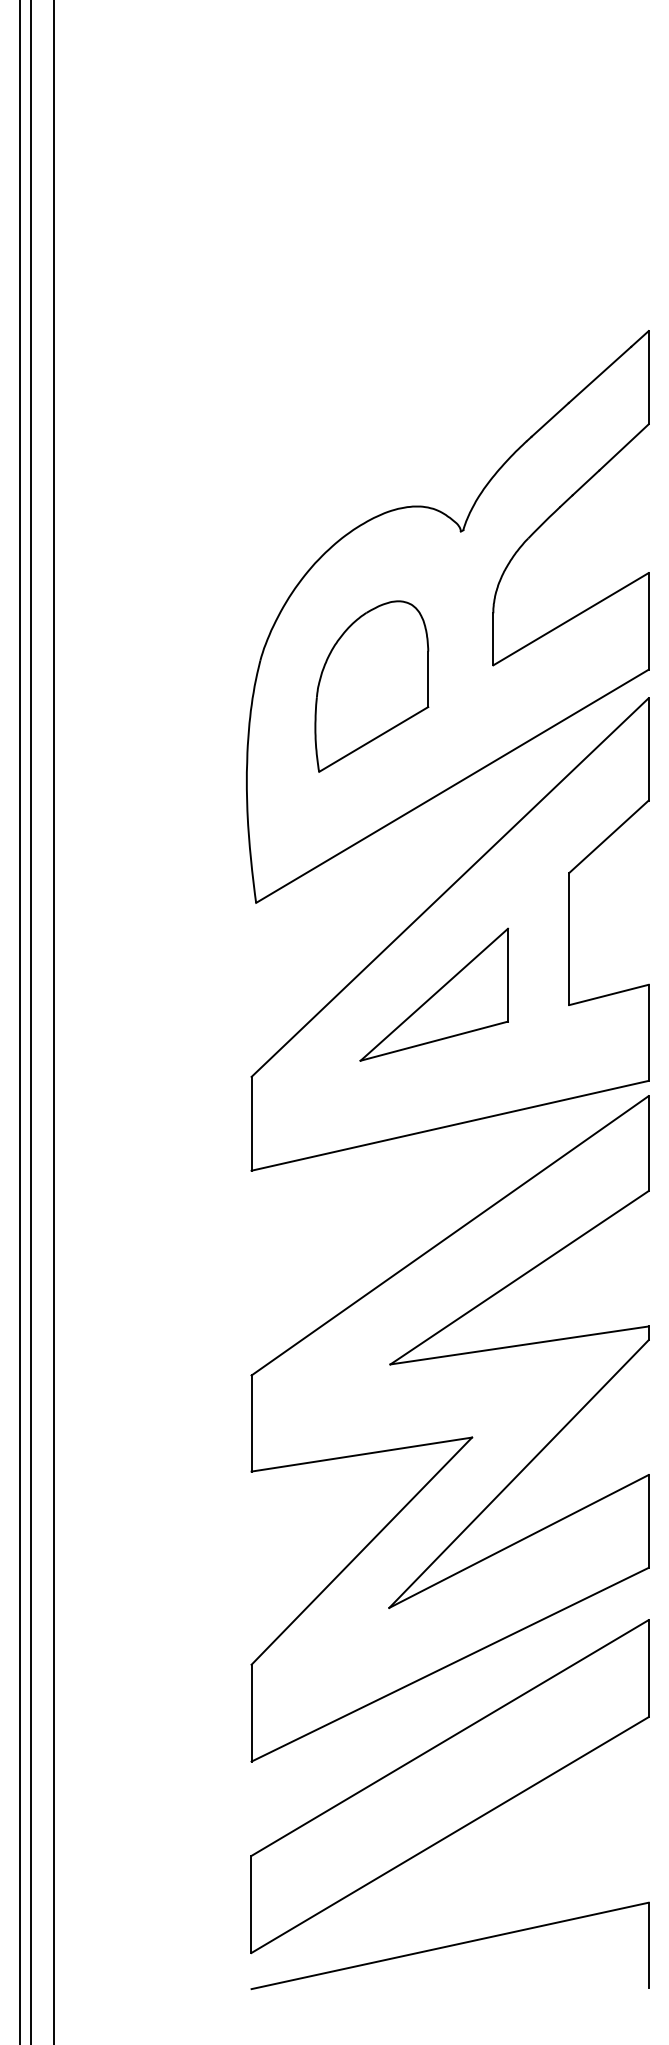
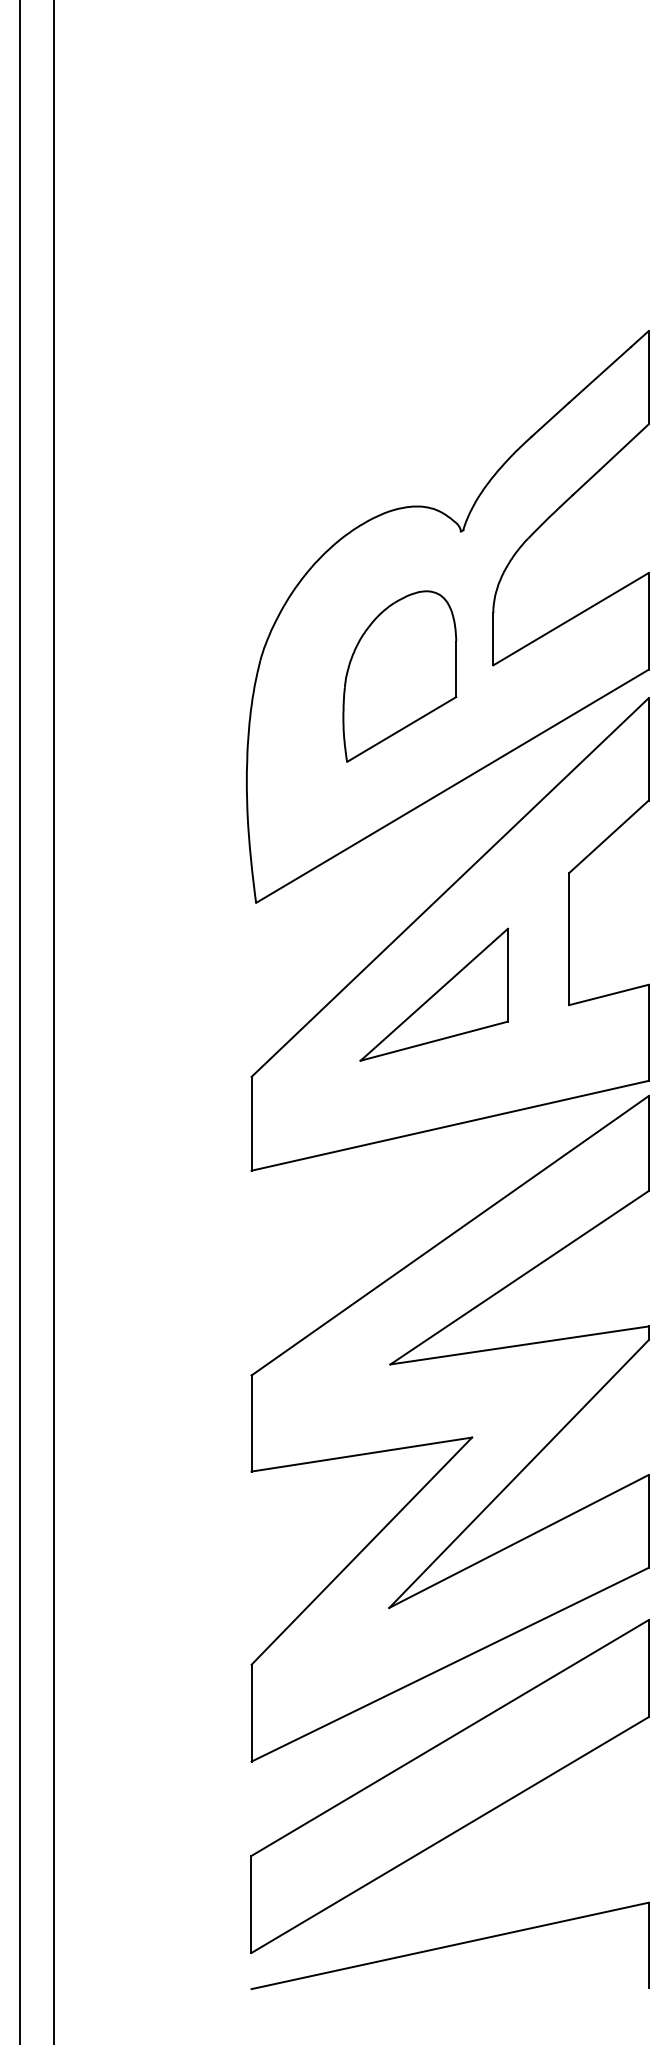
part position: (371, 686) -> (399, 676) (399, 676)
line: present -> none (30, 1021)
